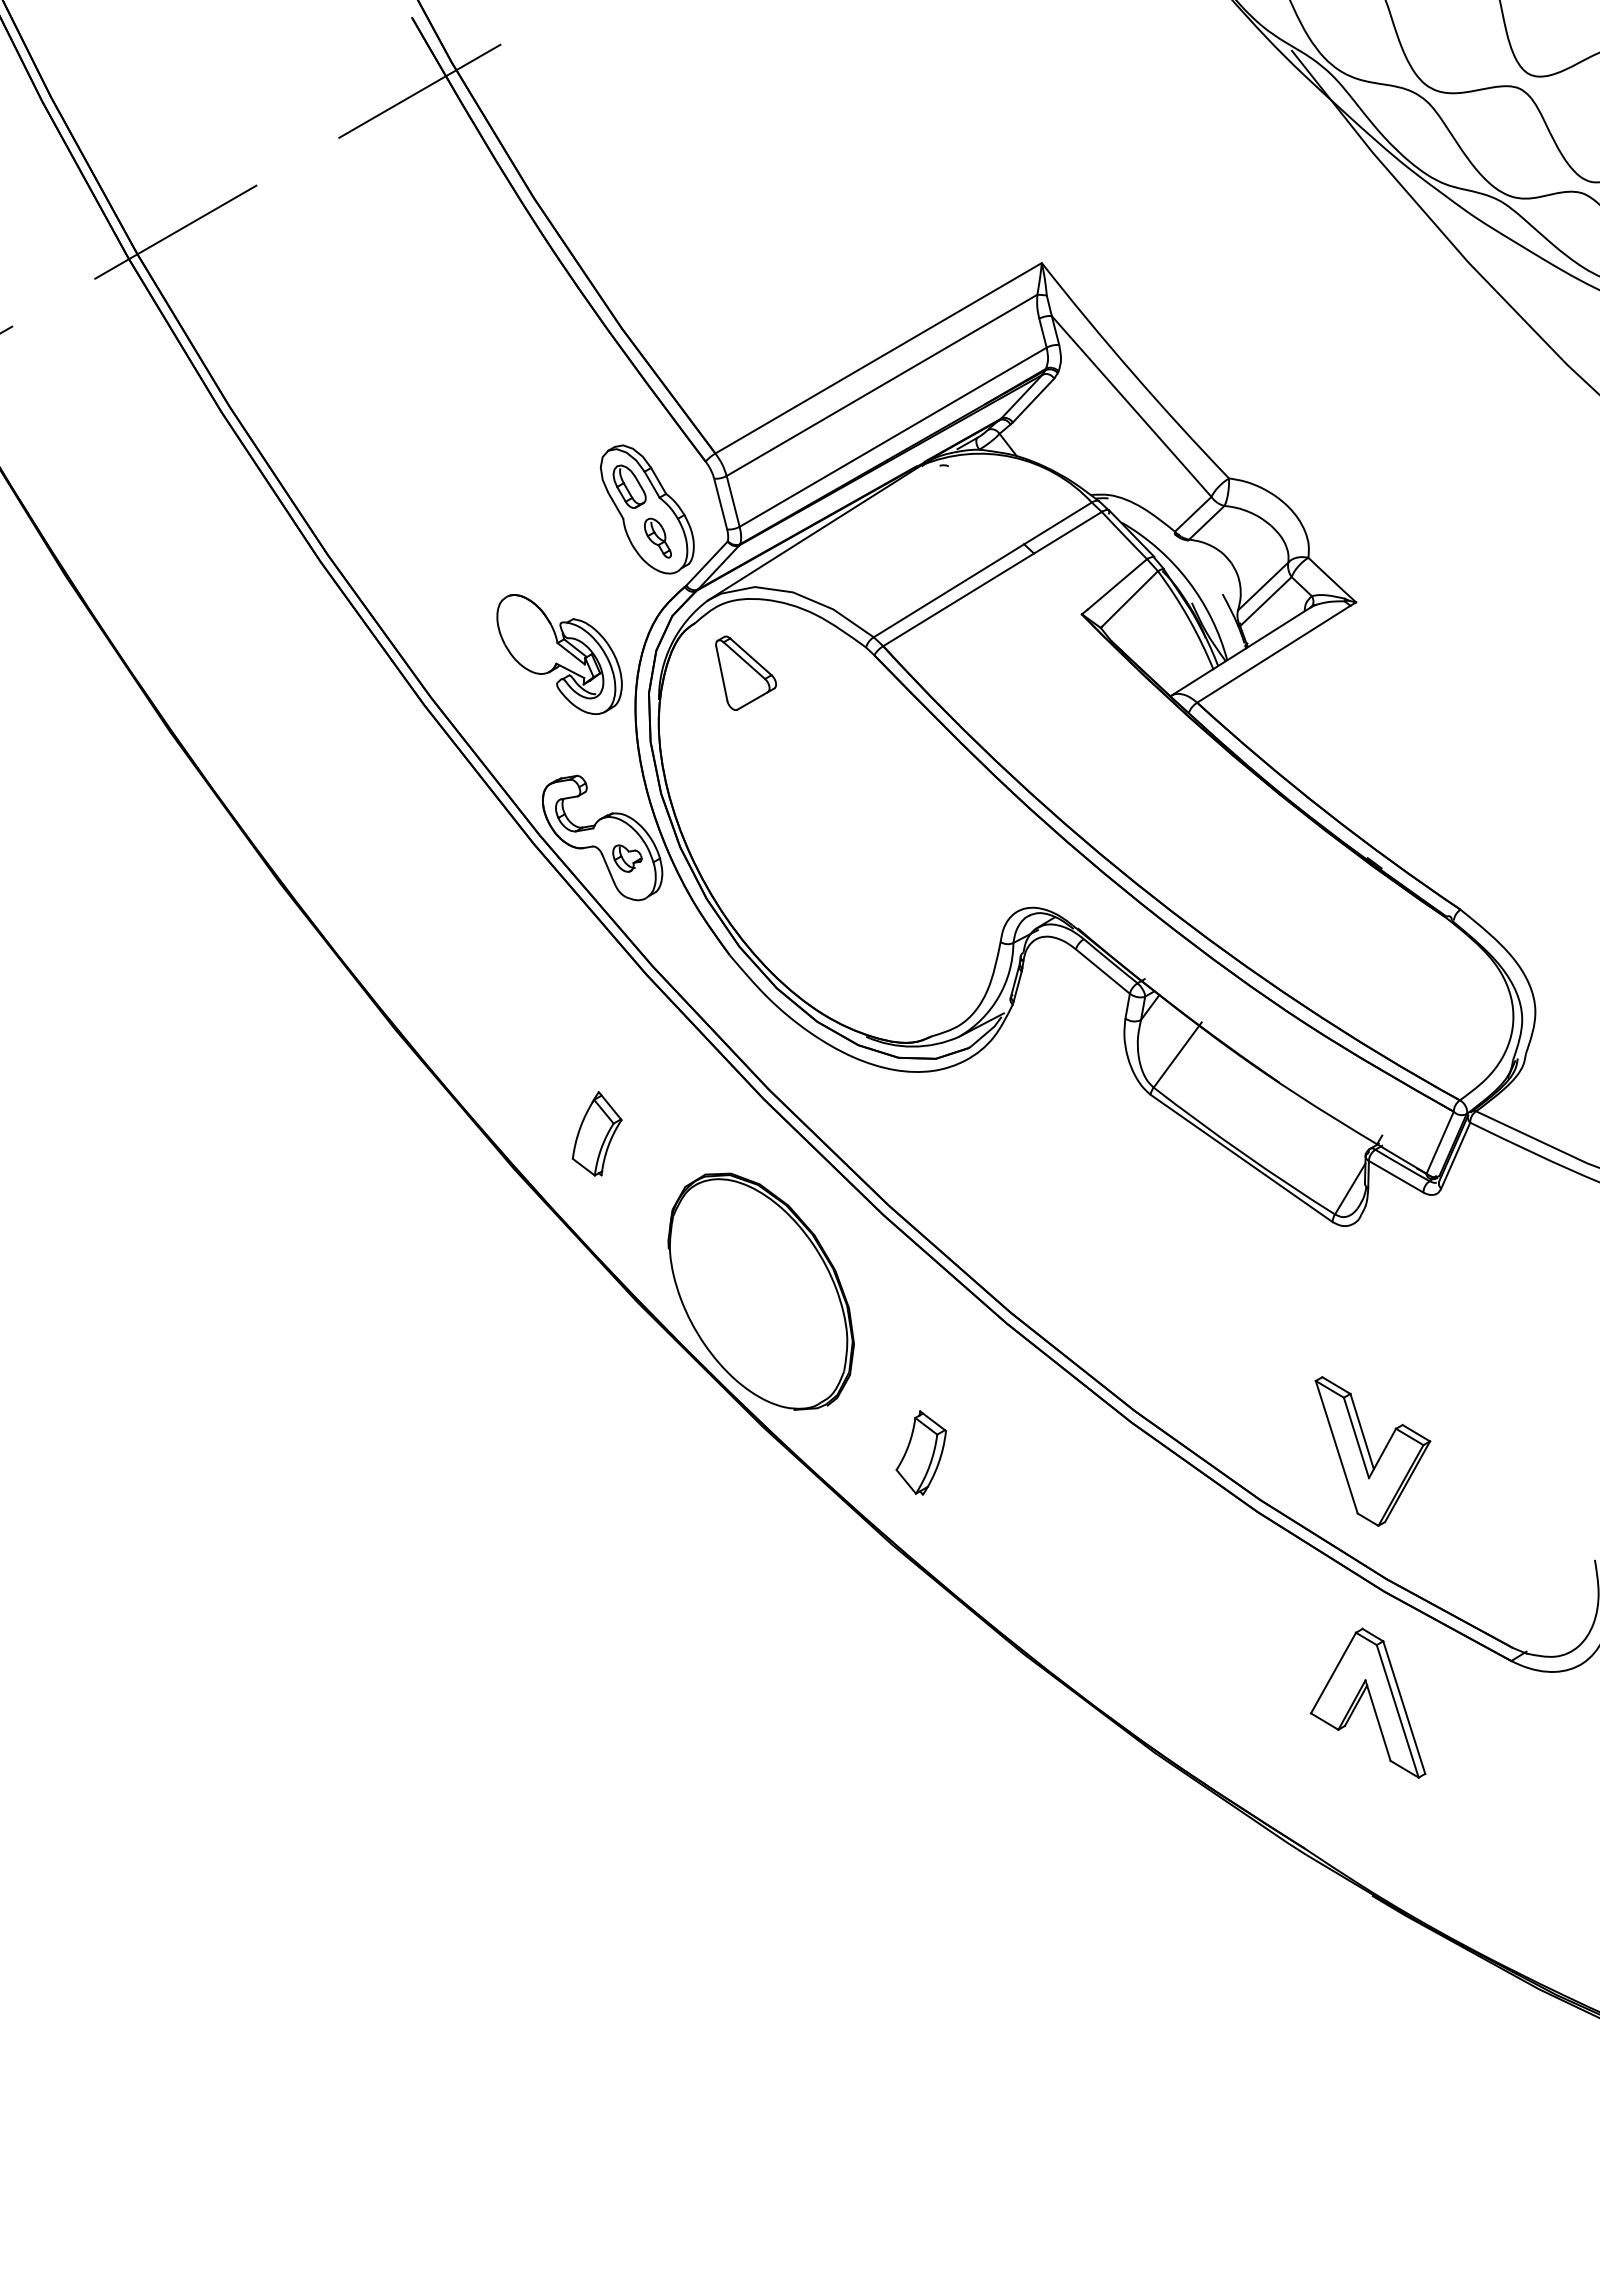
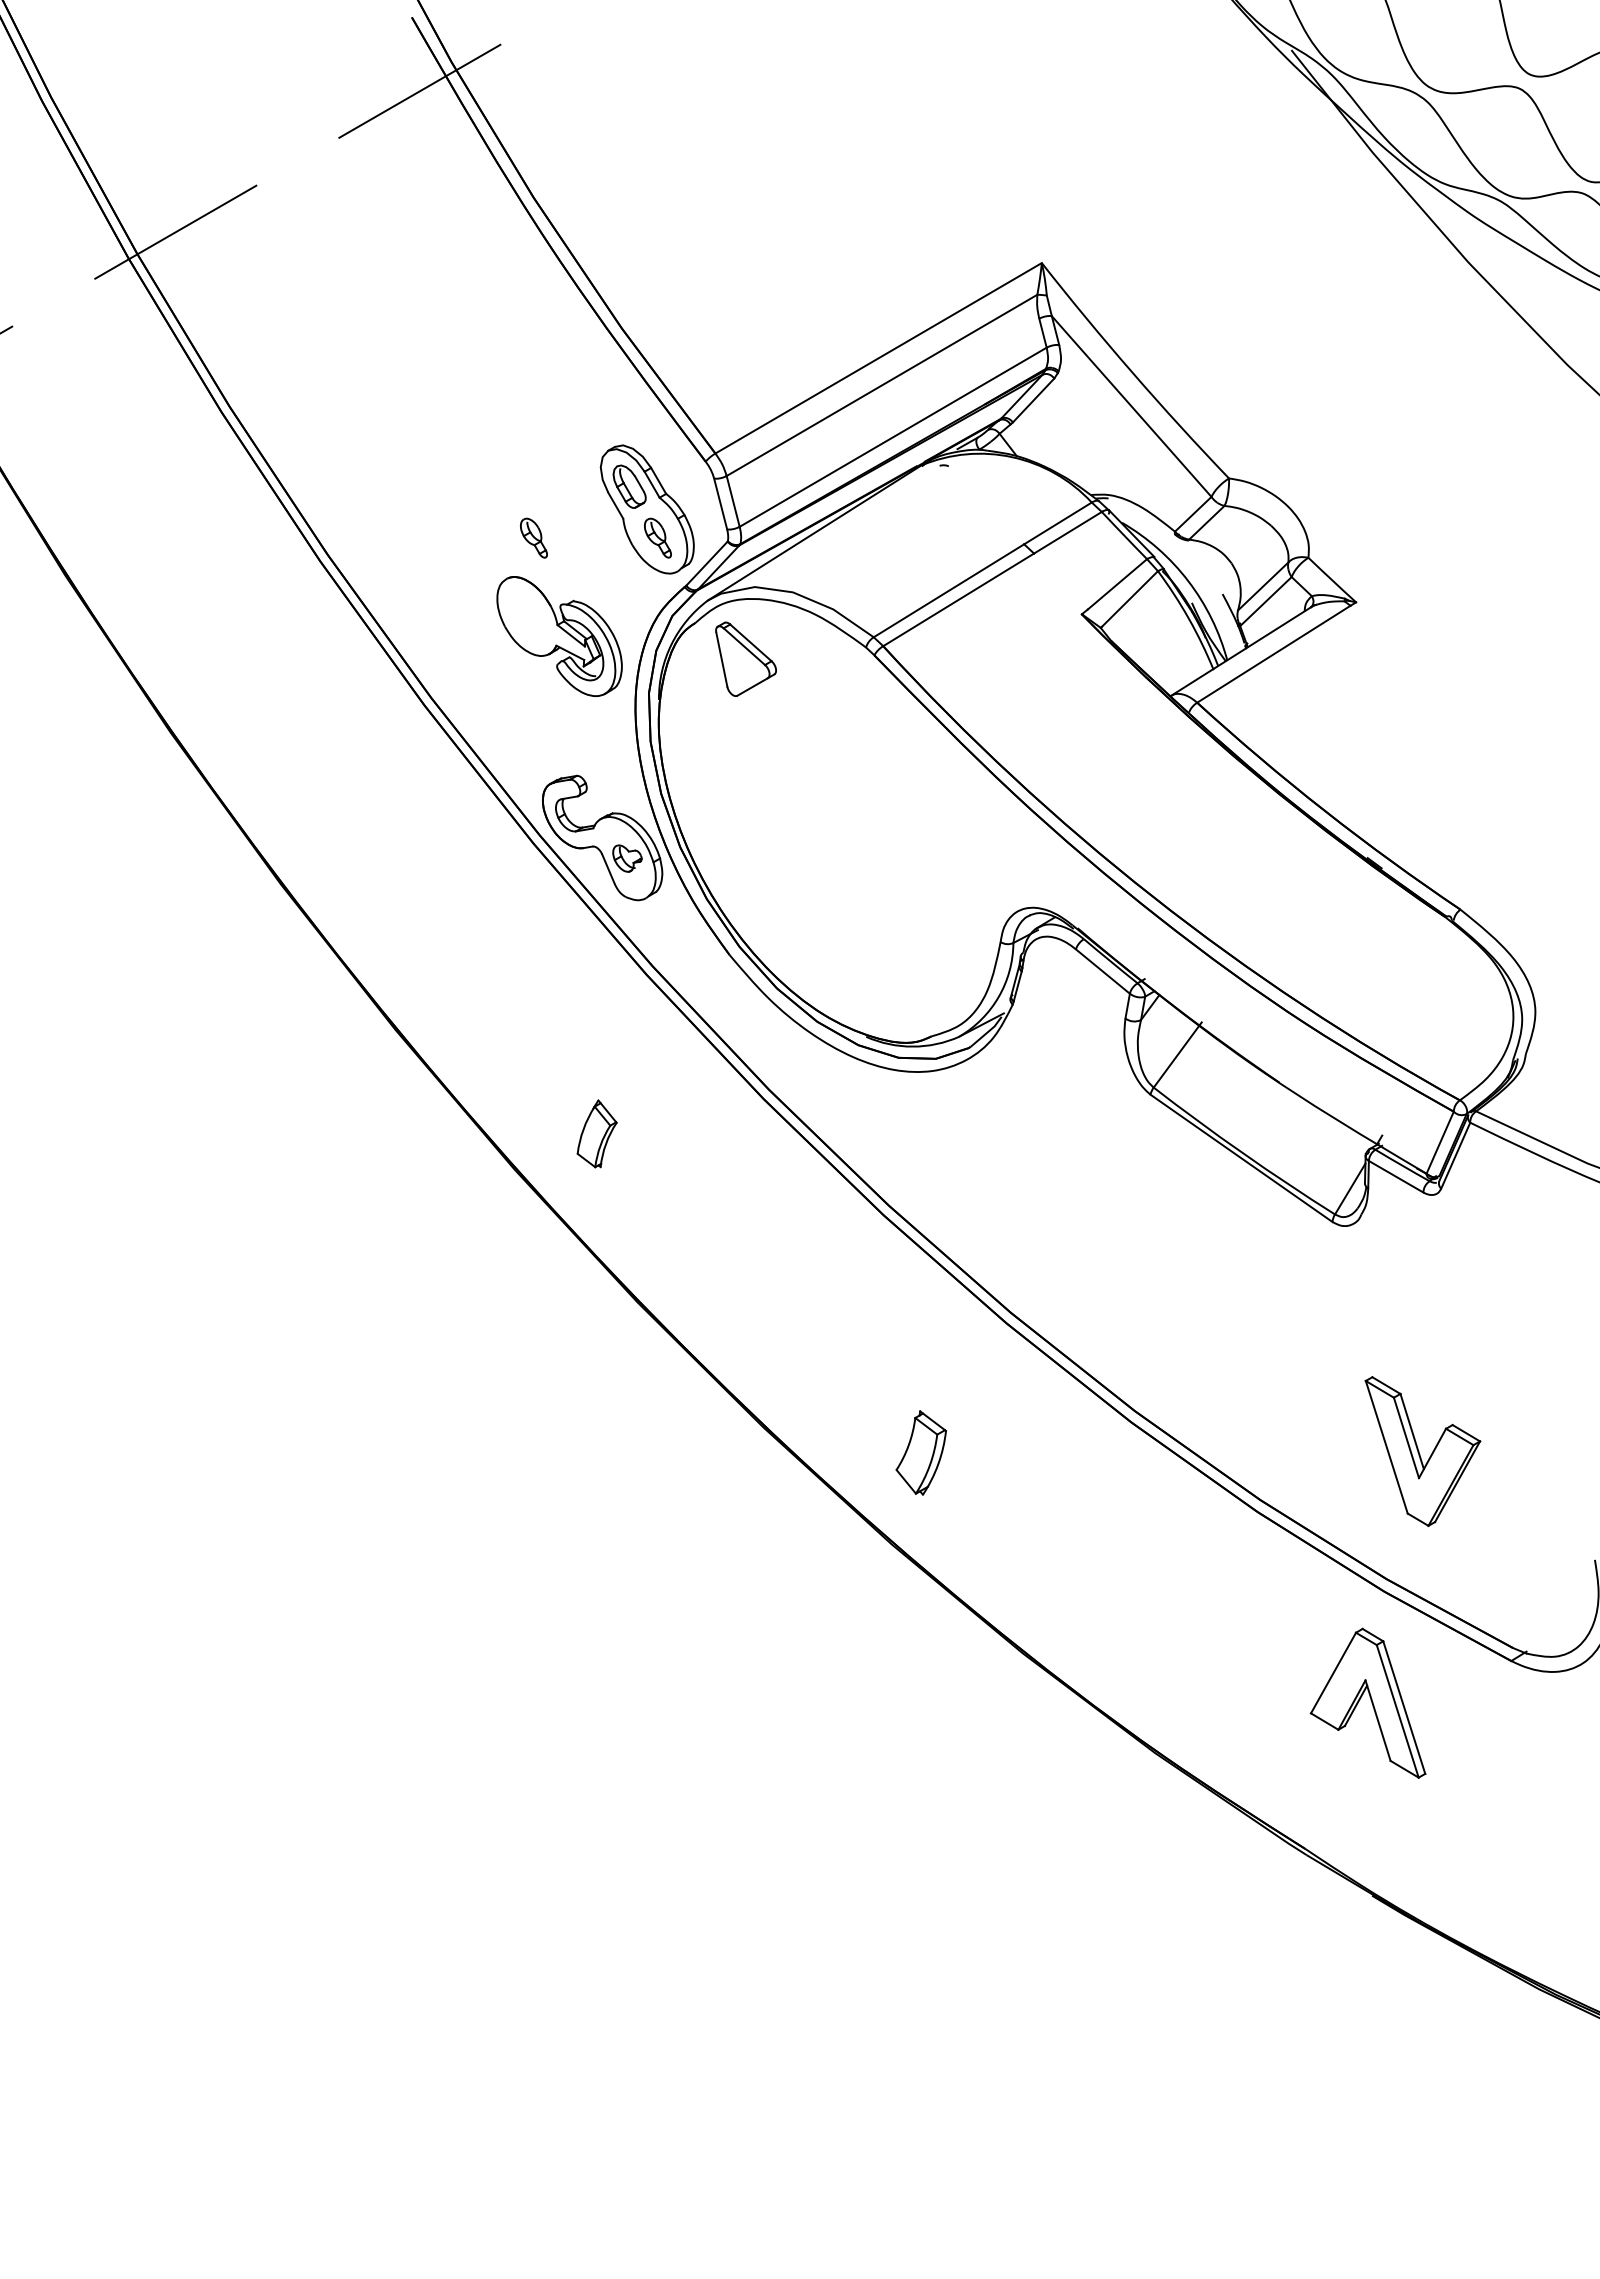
part: none -> present (533, 537)
part position: (559, 654) -> (559, 636) (559, 636)
part position: (745, 672) -> (745, 658) (745, 658)
part size: 52x86 px -> 42x70 px (596, 1133)
part: present -> none (760, 1291)
part position: (1372, 1451) -> (1422, 1451) (1422, 1451)
